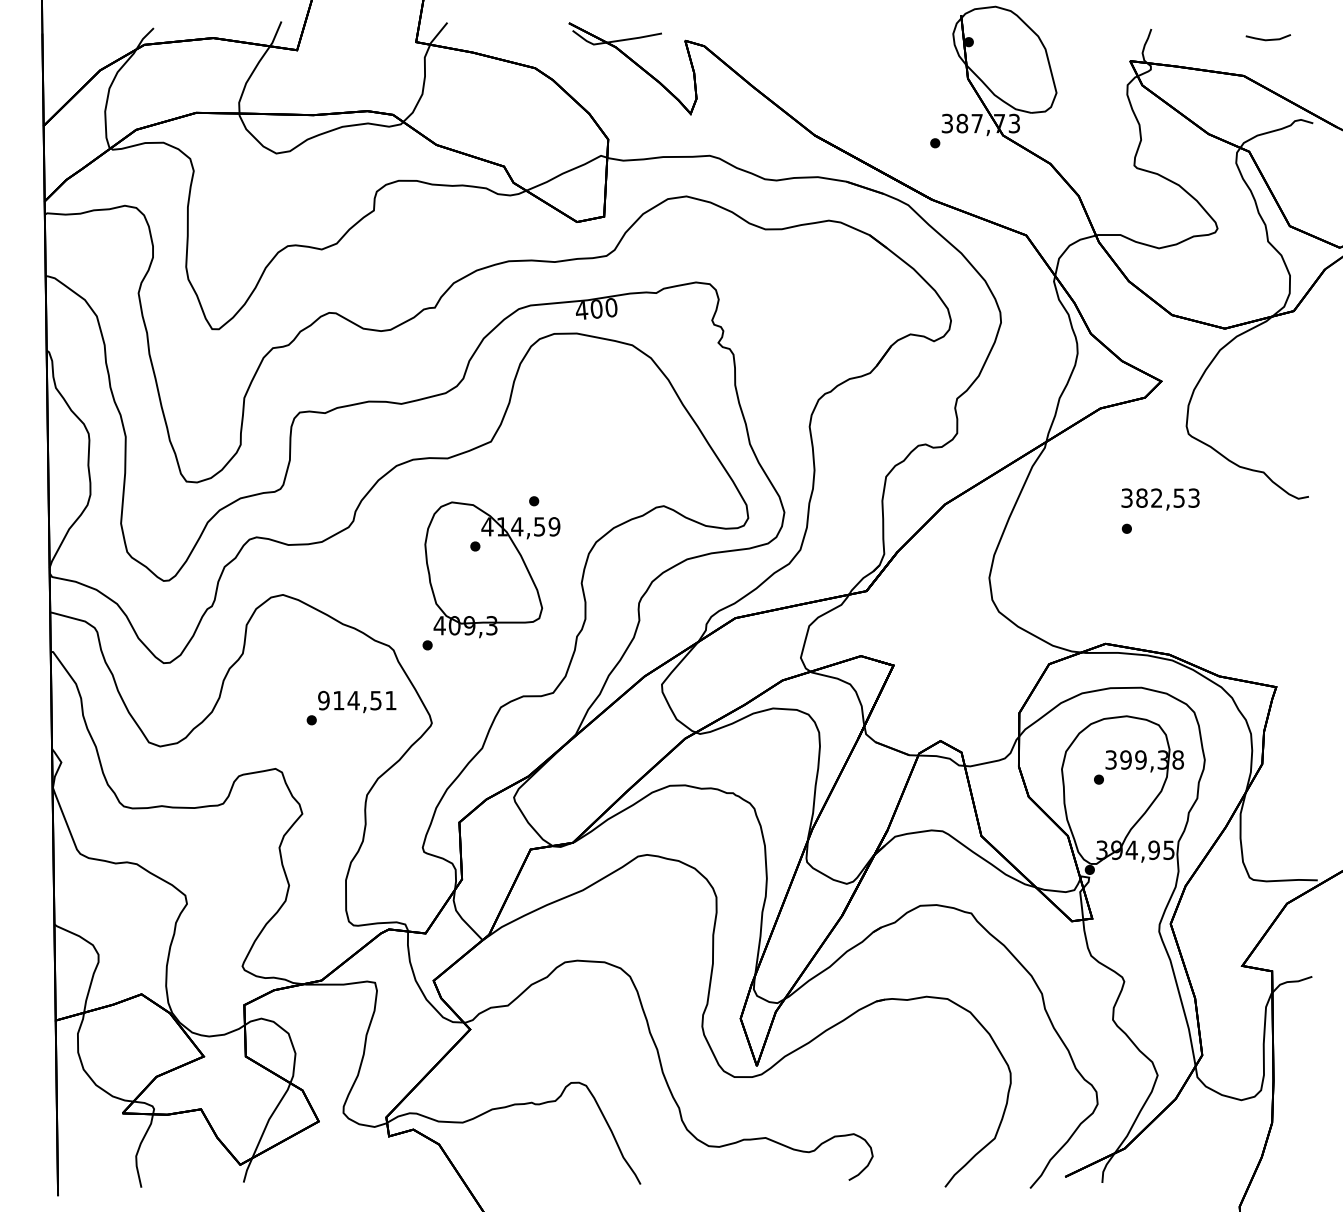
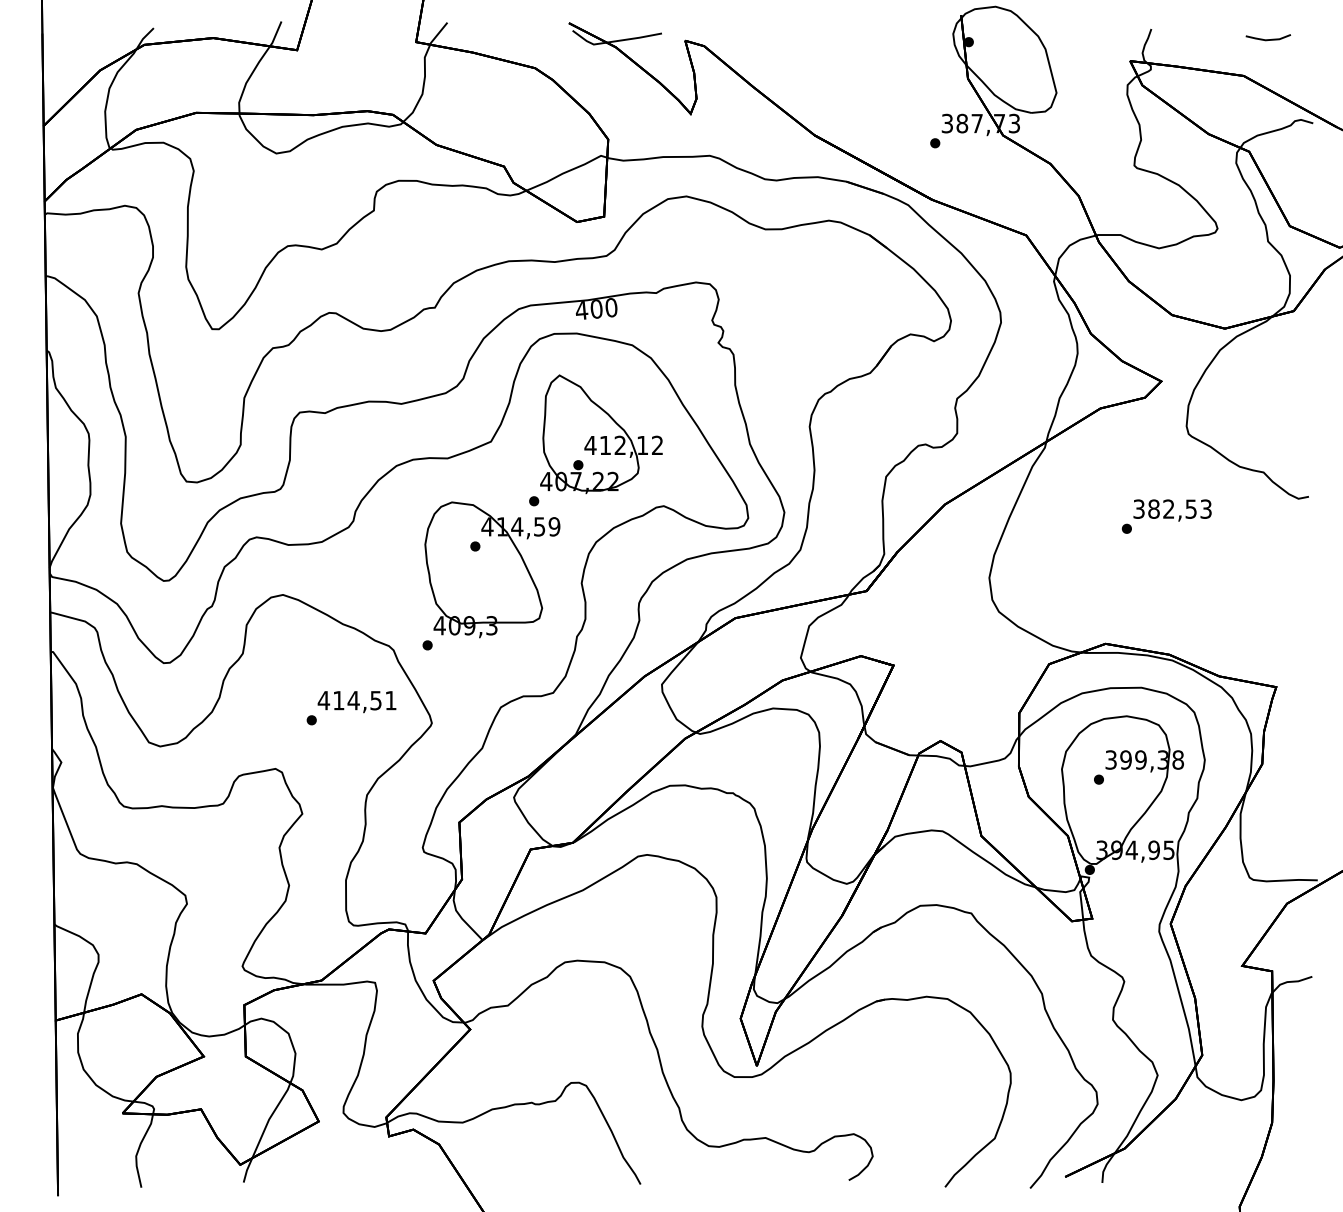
part: none -> present (601, 434)
text position: (1160, 499) -> (1172, 510) (1172, 510)
text: 914,51 -> 414,51 (323, 700)
